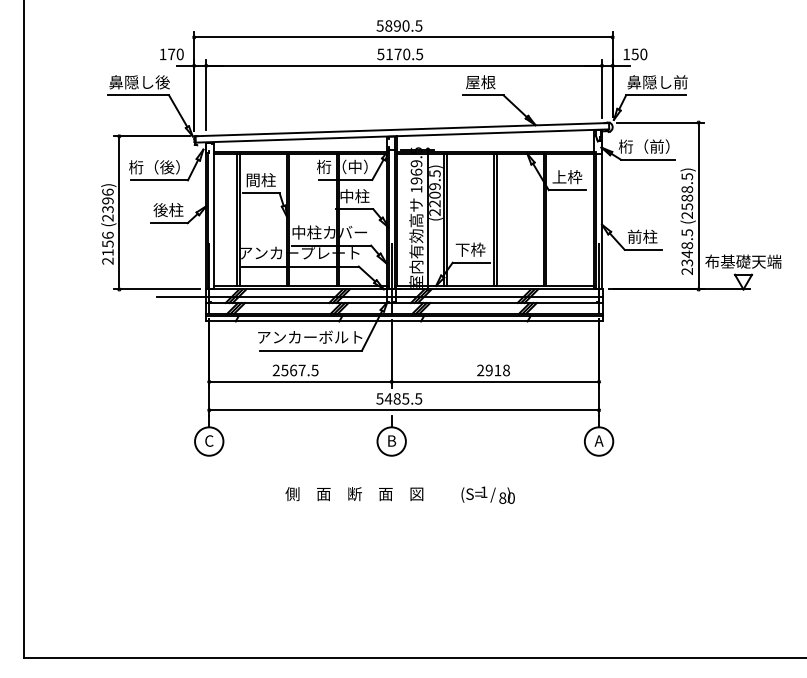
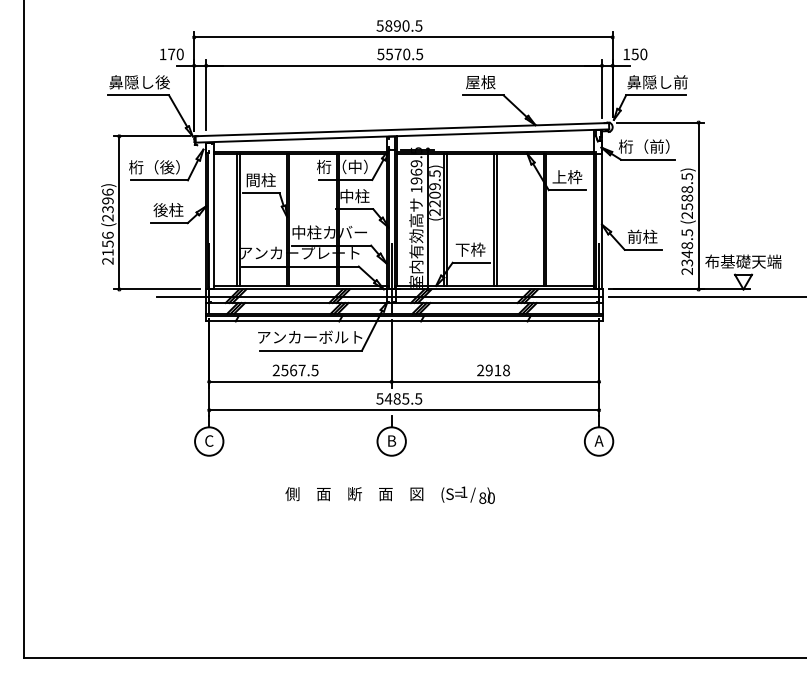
text: 5170.5 -> 5570.5 (388, 54)
line: none -> present (705, 296)
text position: (487, 494) -> (467, 494) (467, 494)
